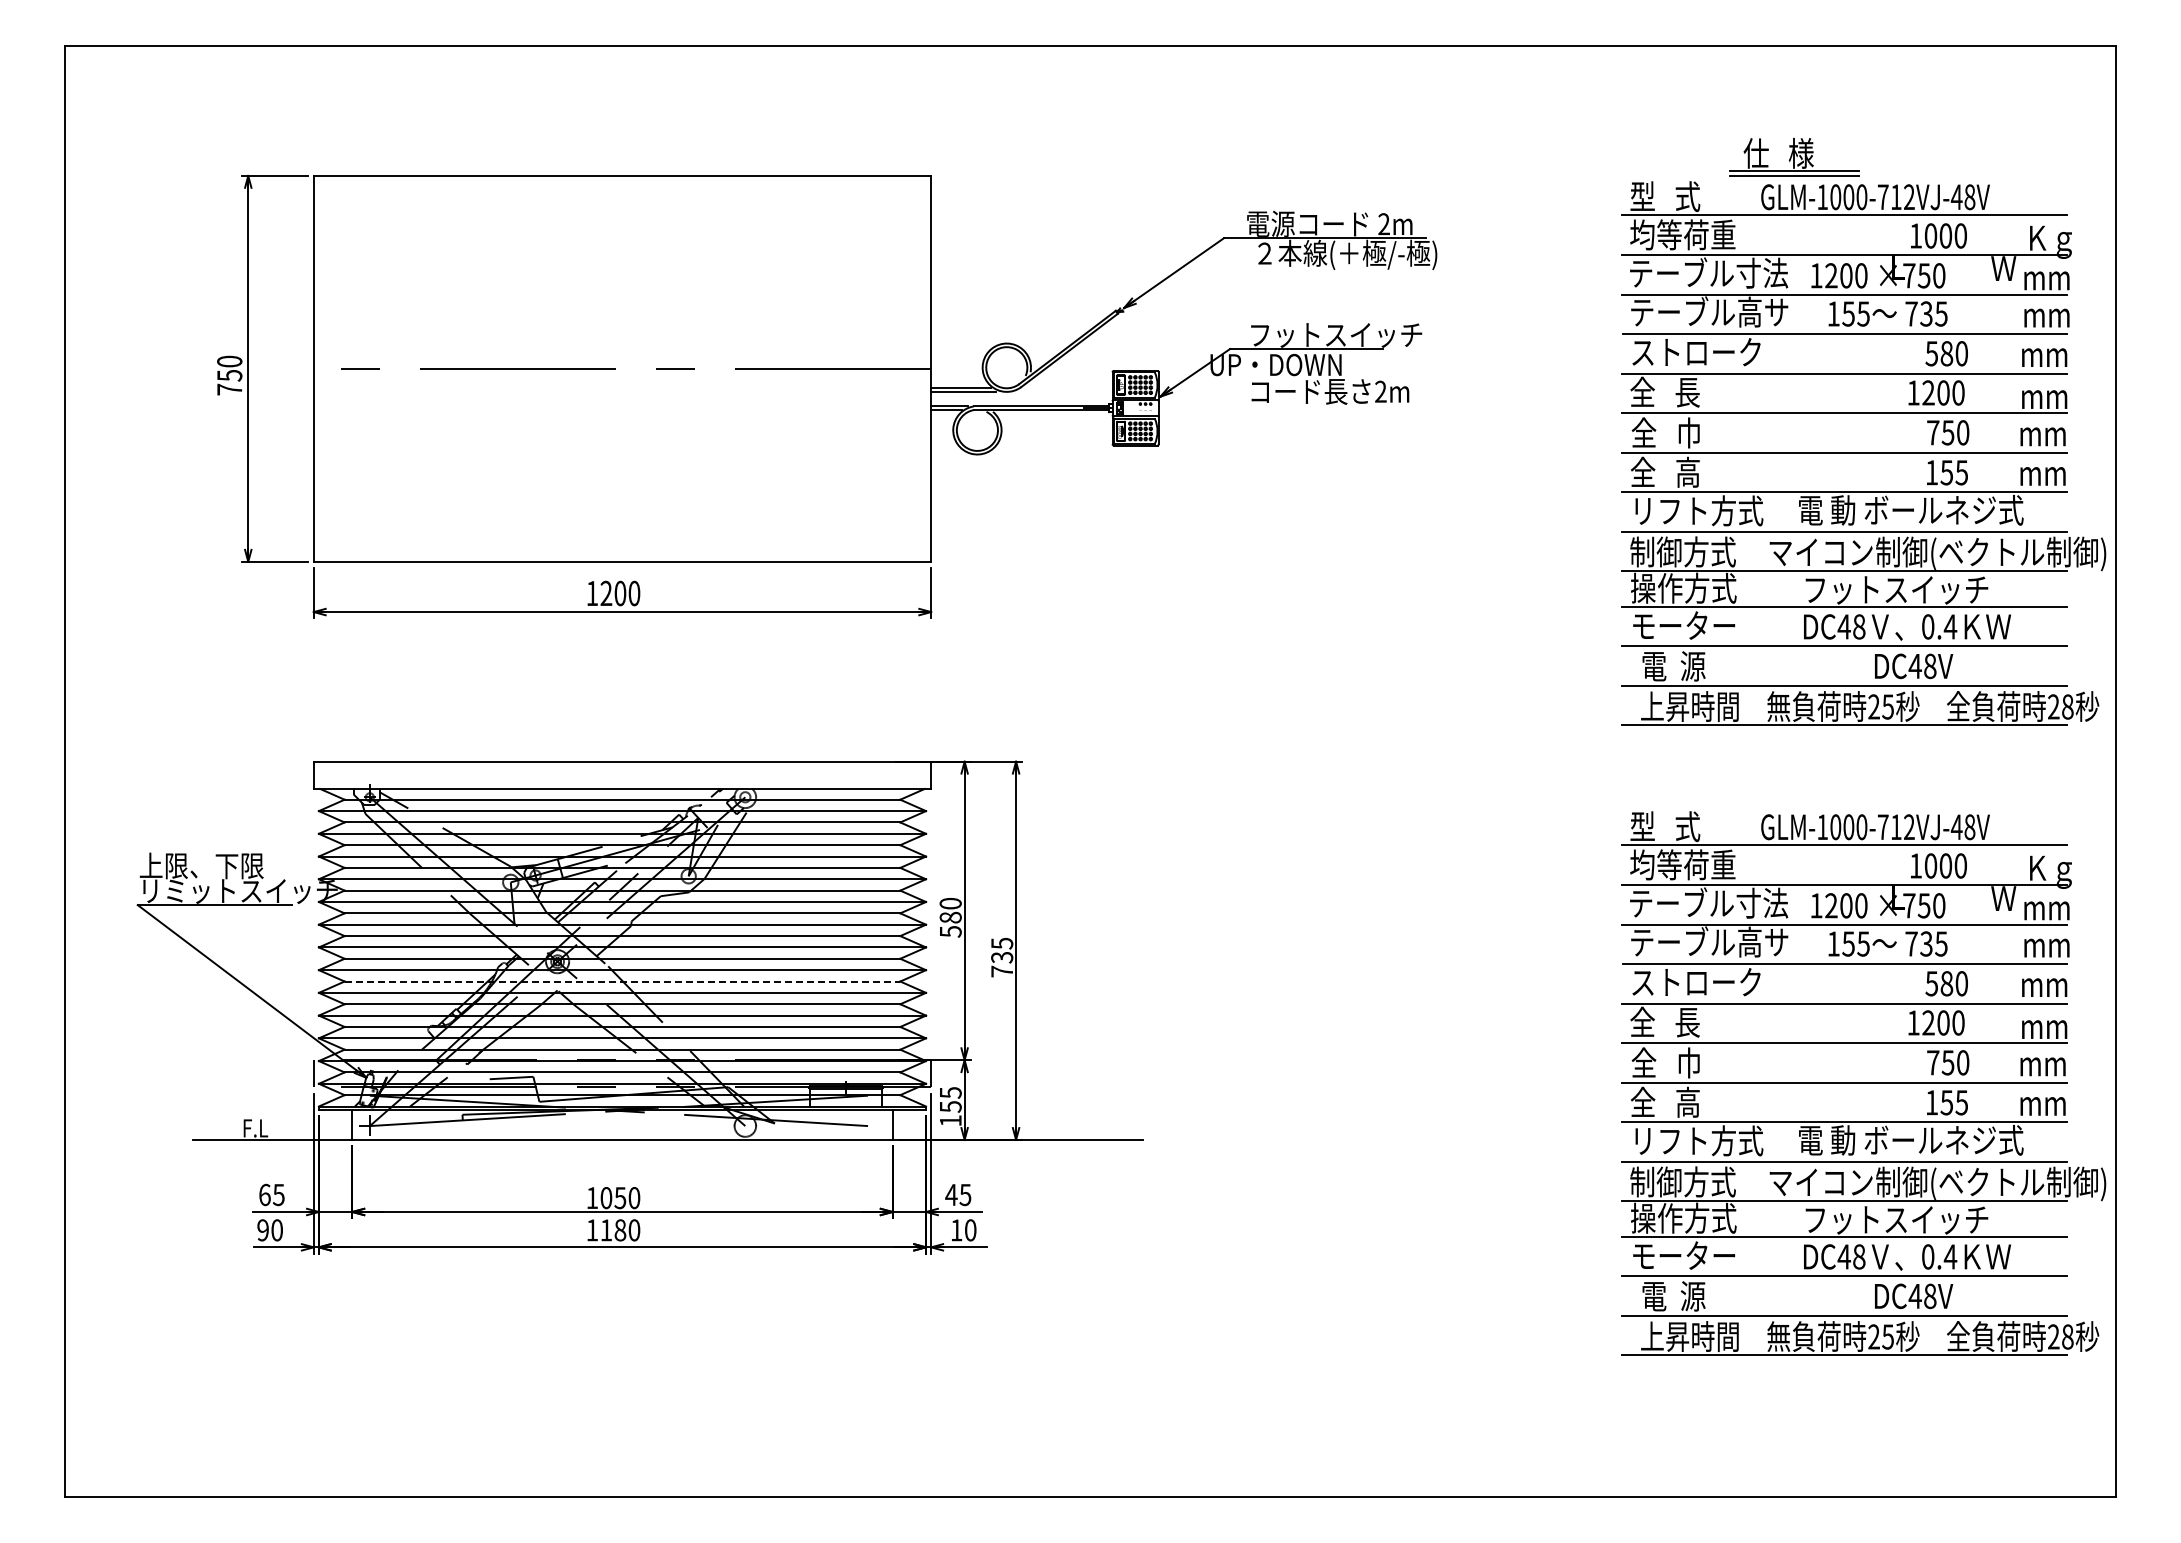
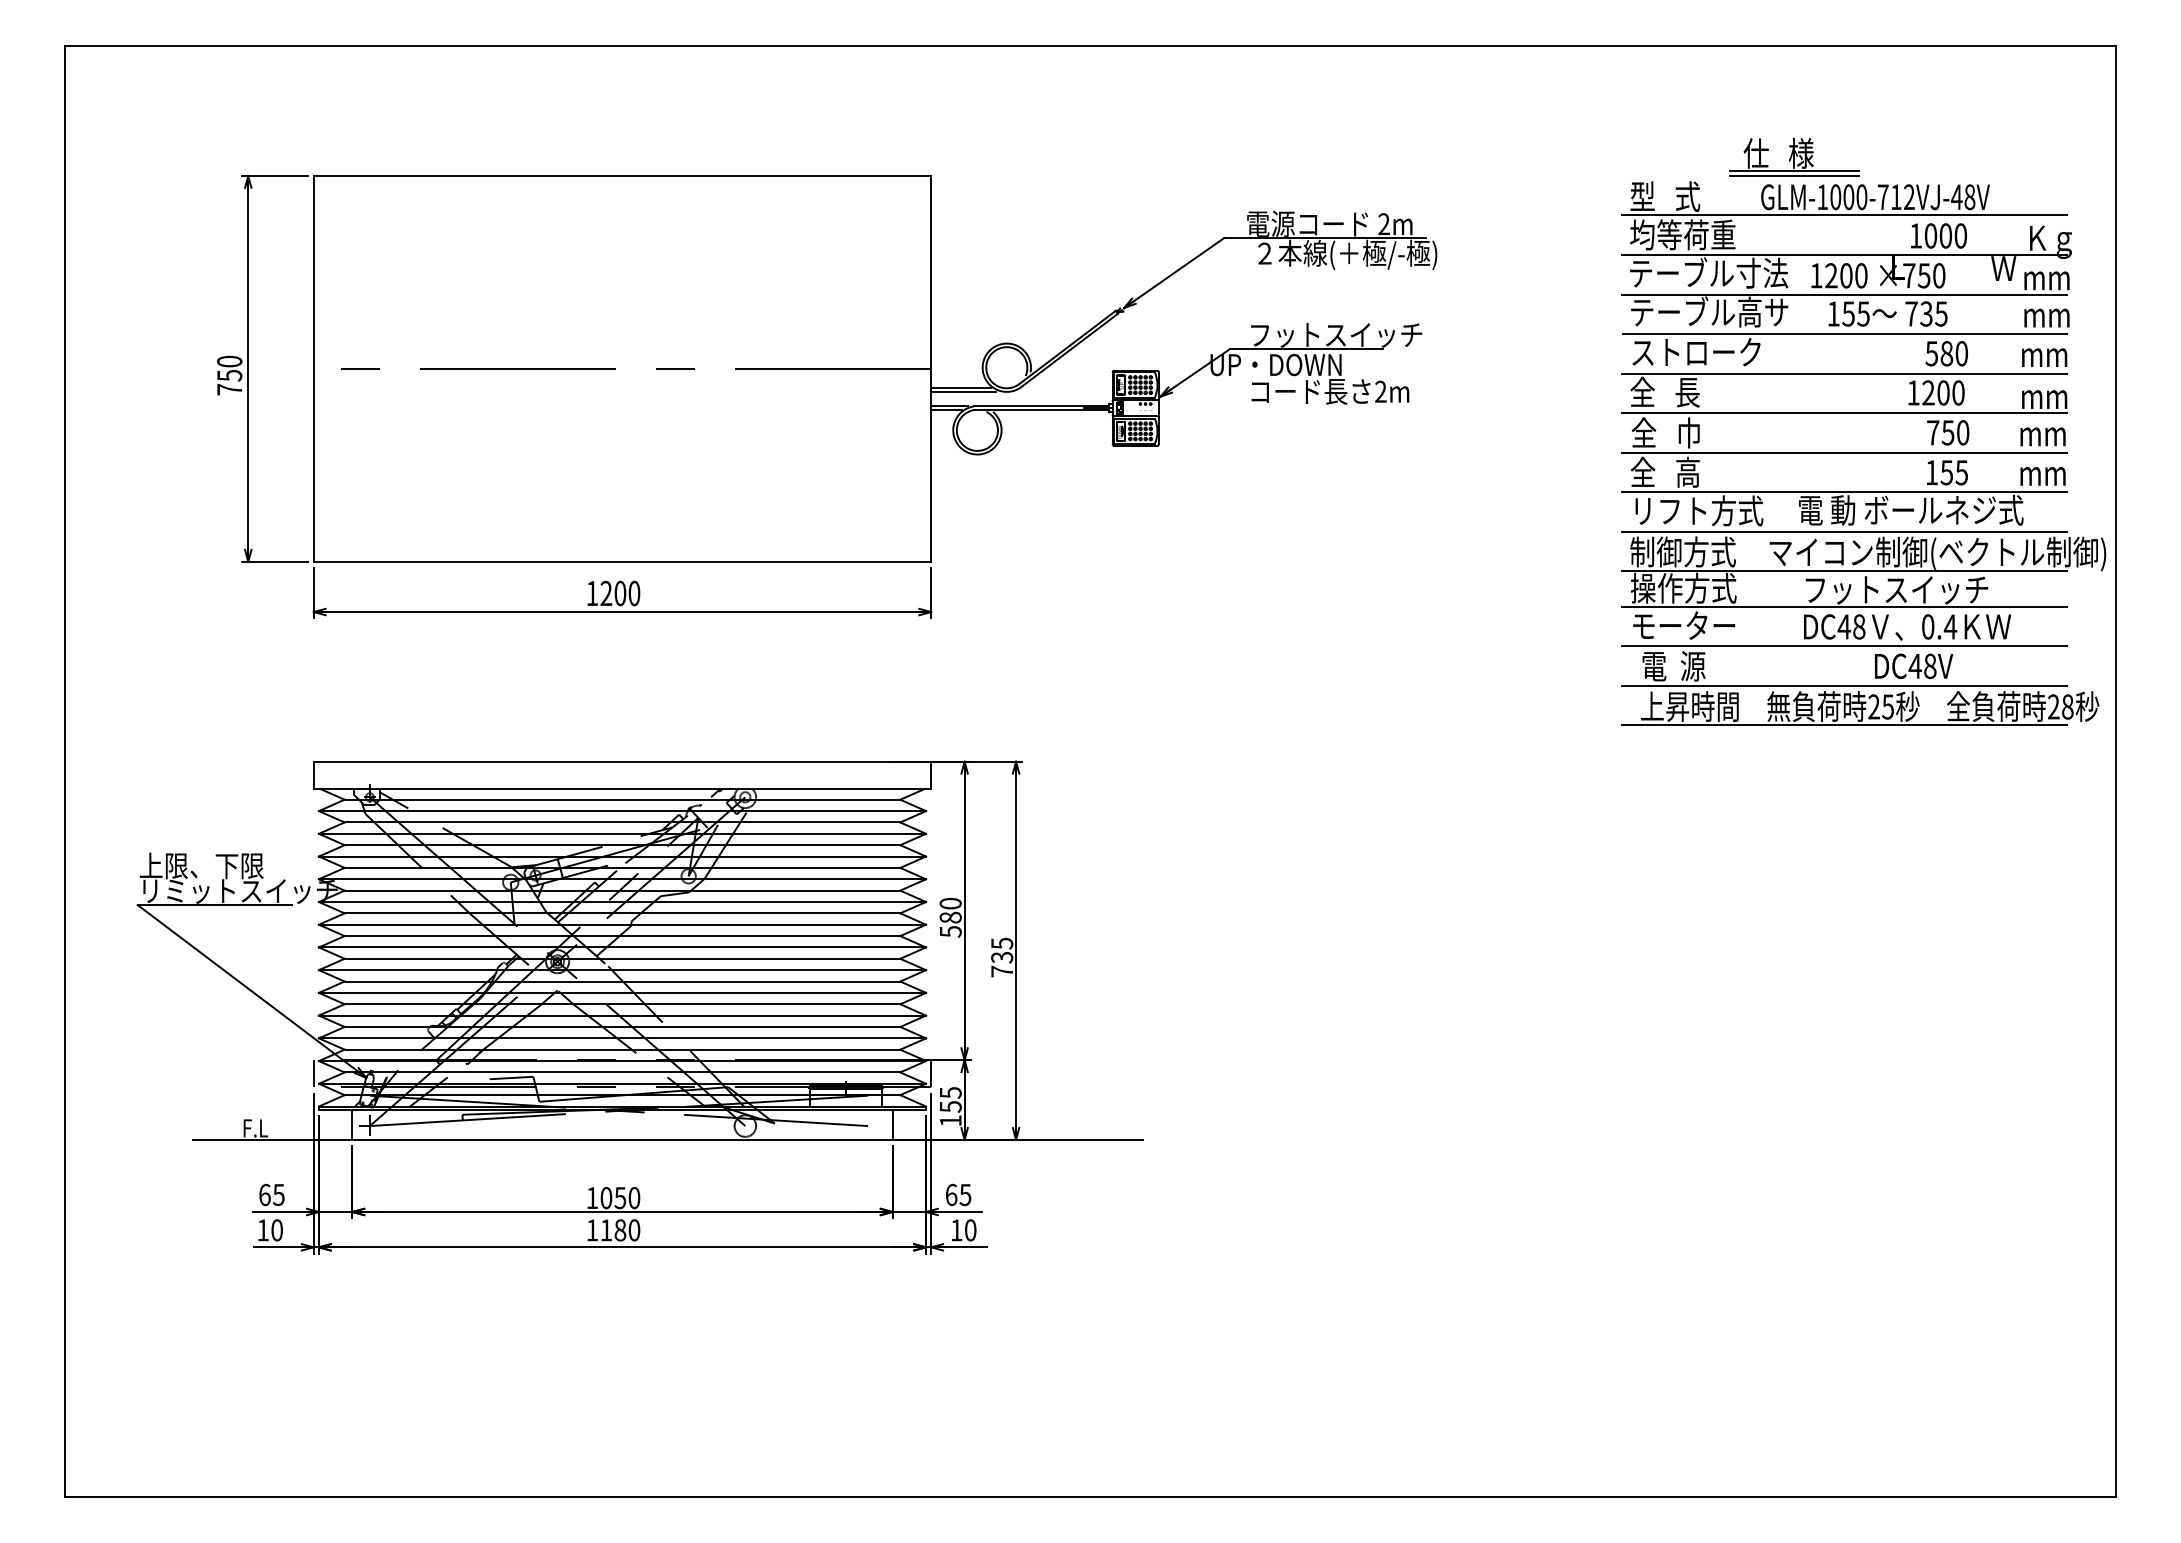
line: dashed -> solid (622, 981)
part: present -> none (1863, 1083)
text: 45 -> 65 (951, 1194)
text: 90 -> 10 (262, 1230)
